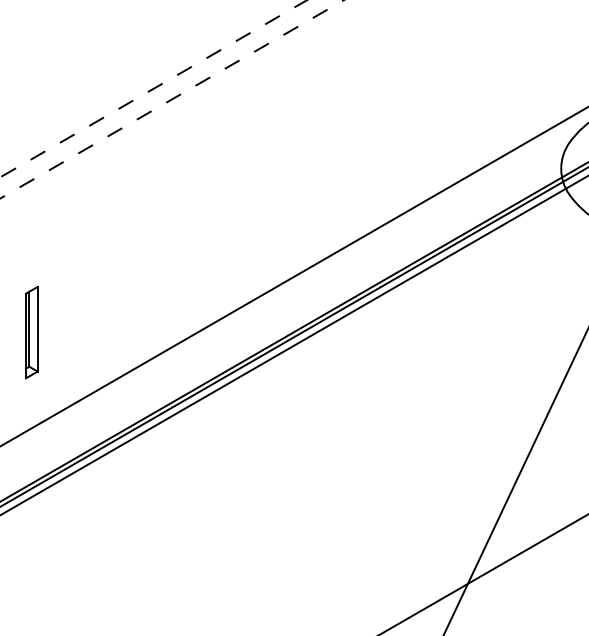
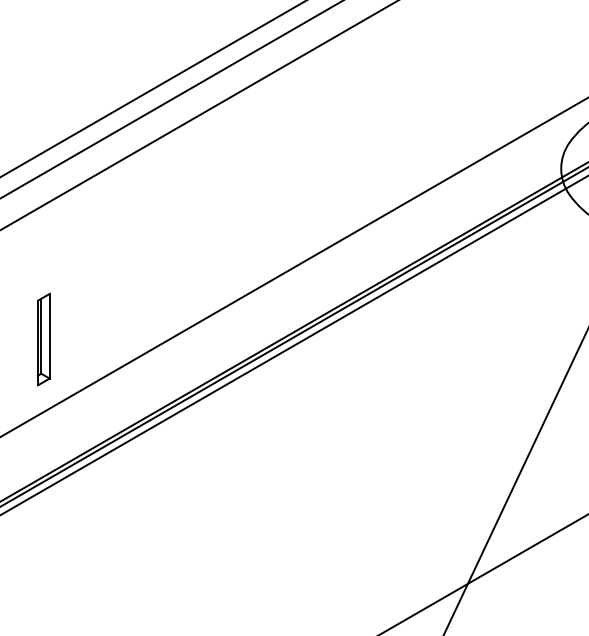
line: dashed -> solid (153, 88)
line: dashed -> solid (172, 99)
line: none -> present (198, 115)
line position: (293, 276) -> (293, 267) (293, 267)
part position: (31, 332) -> (43, 339) (43, 339)
